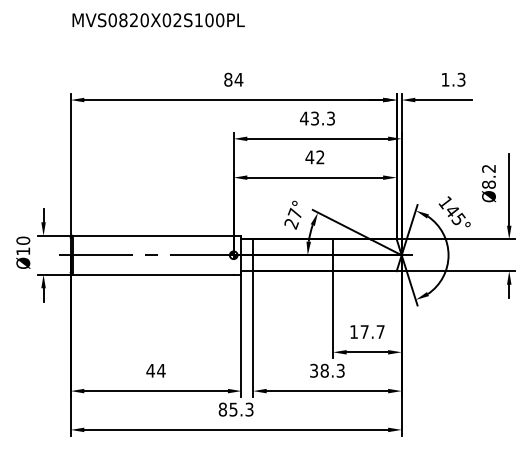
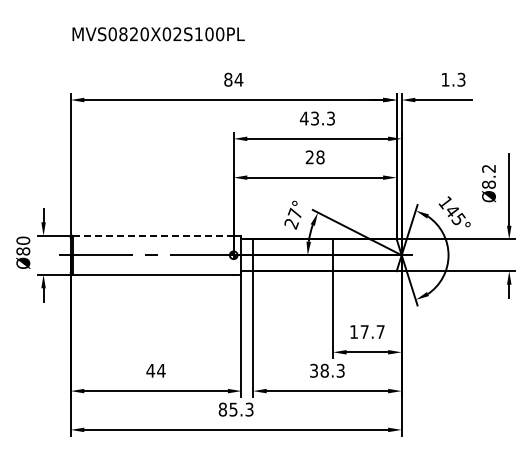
text position: (158, 20) -> (158, 34) (158, 34)
text: 42 -> 28 (314, 157)
line: solid -> dashed (153, 235)
text: Ø10 -> Ø80 (23, 251)
